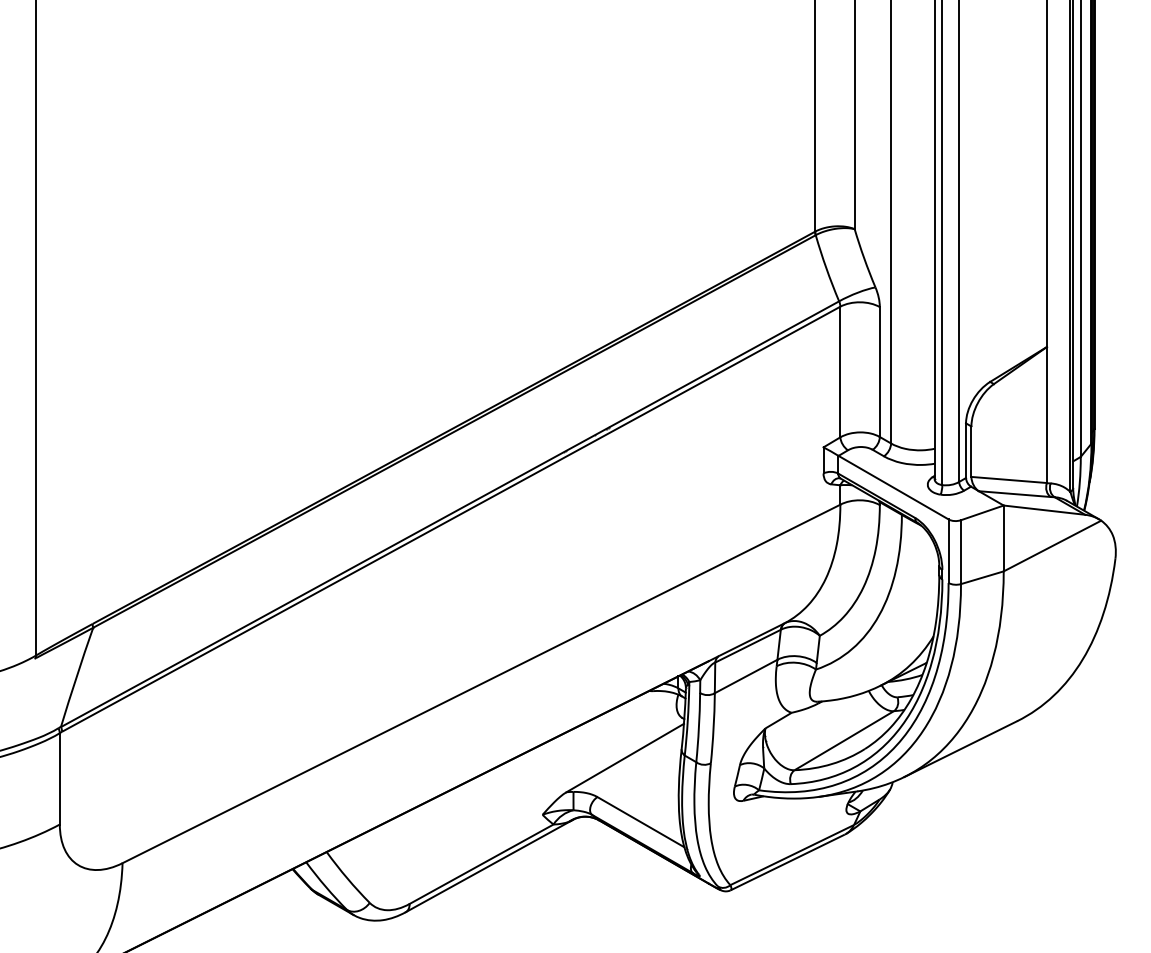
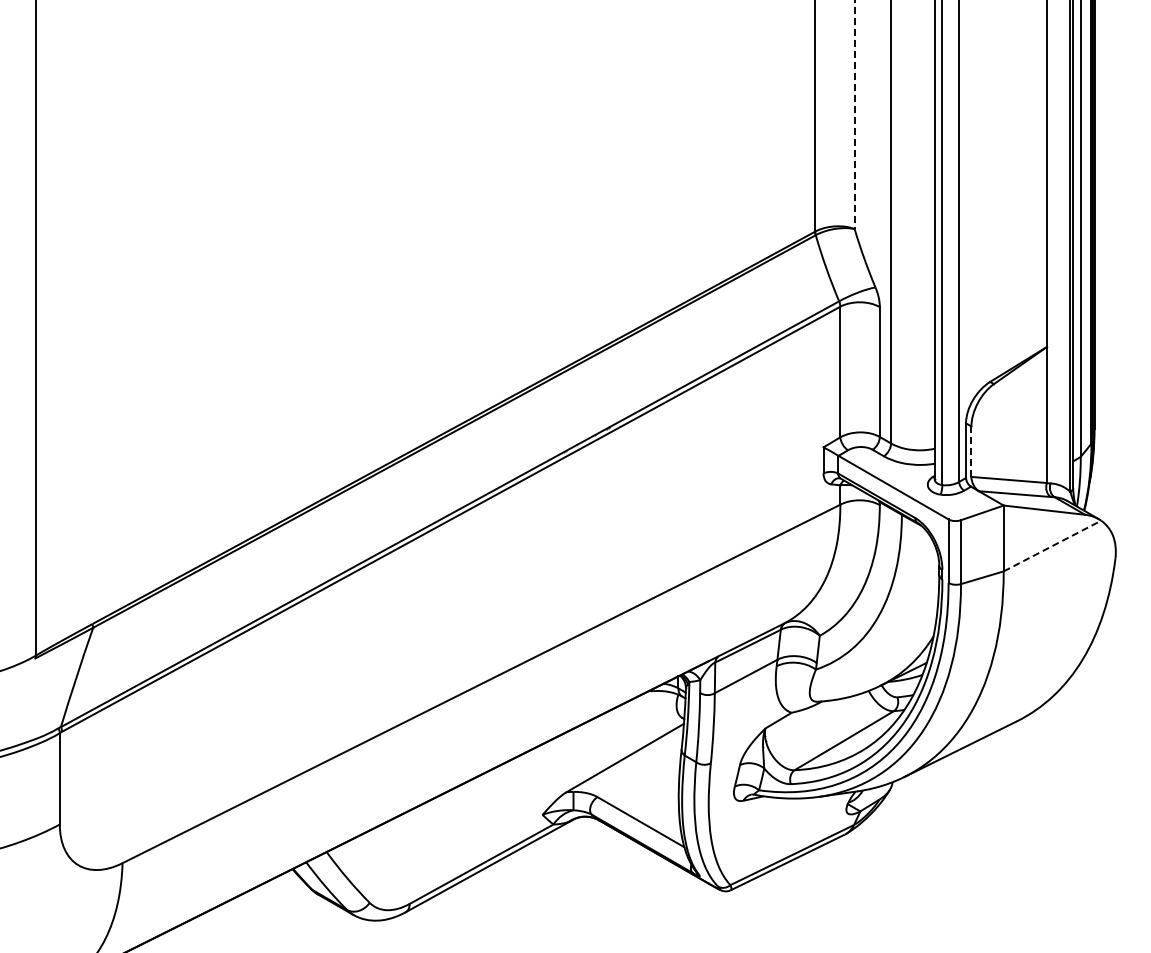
line: solid -> dashed (854, 115)
line: solid -> dashed (971, 451)
line: solid -> dashed (1052, 546)
